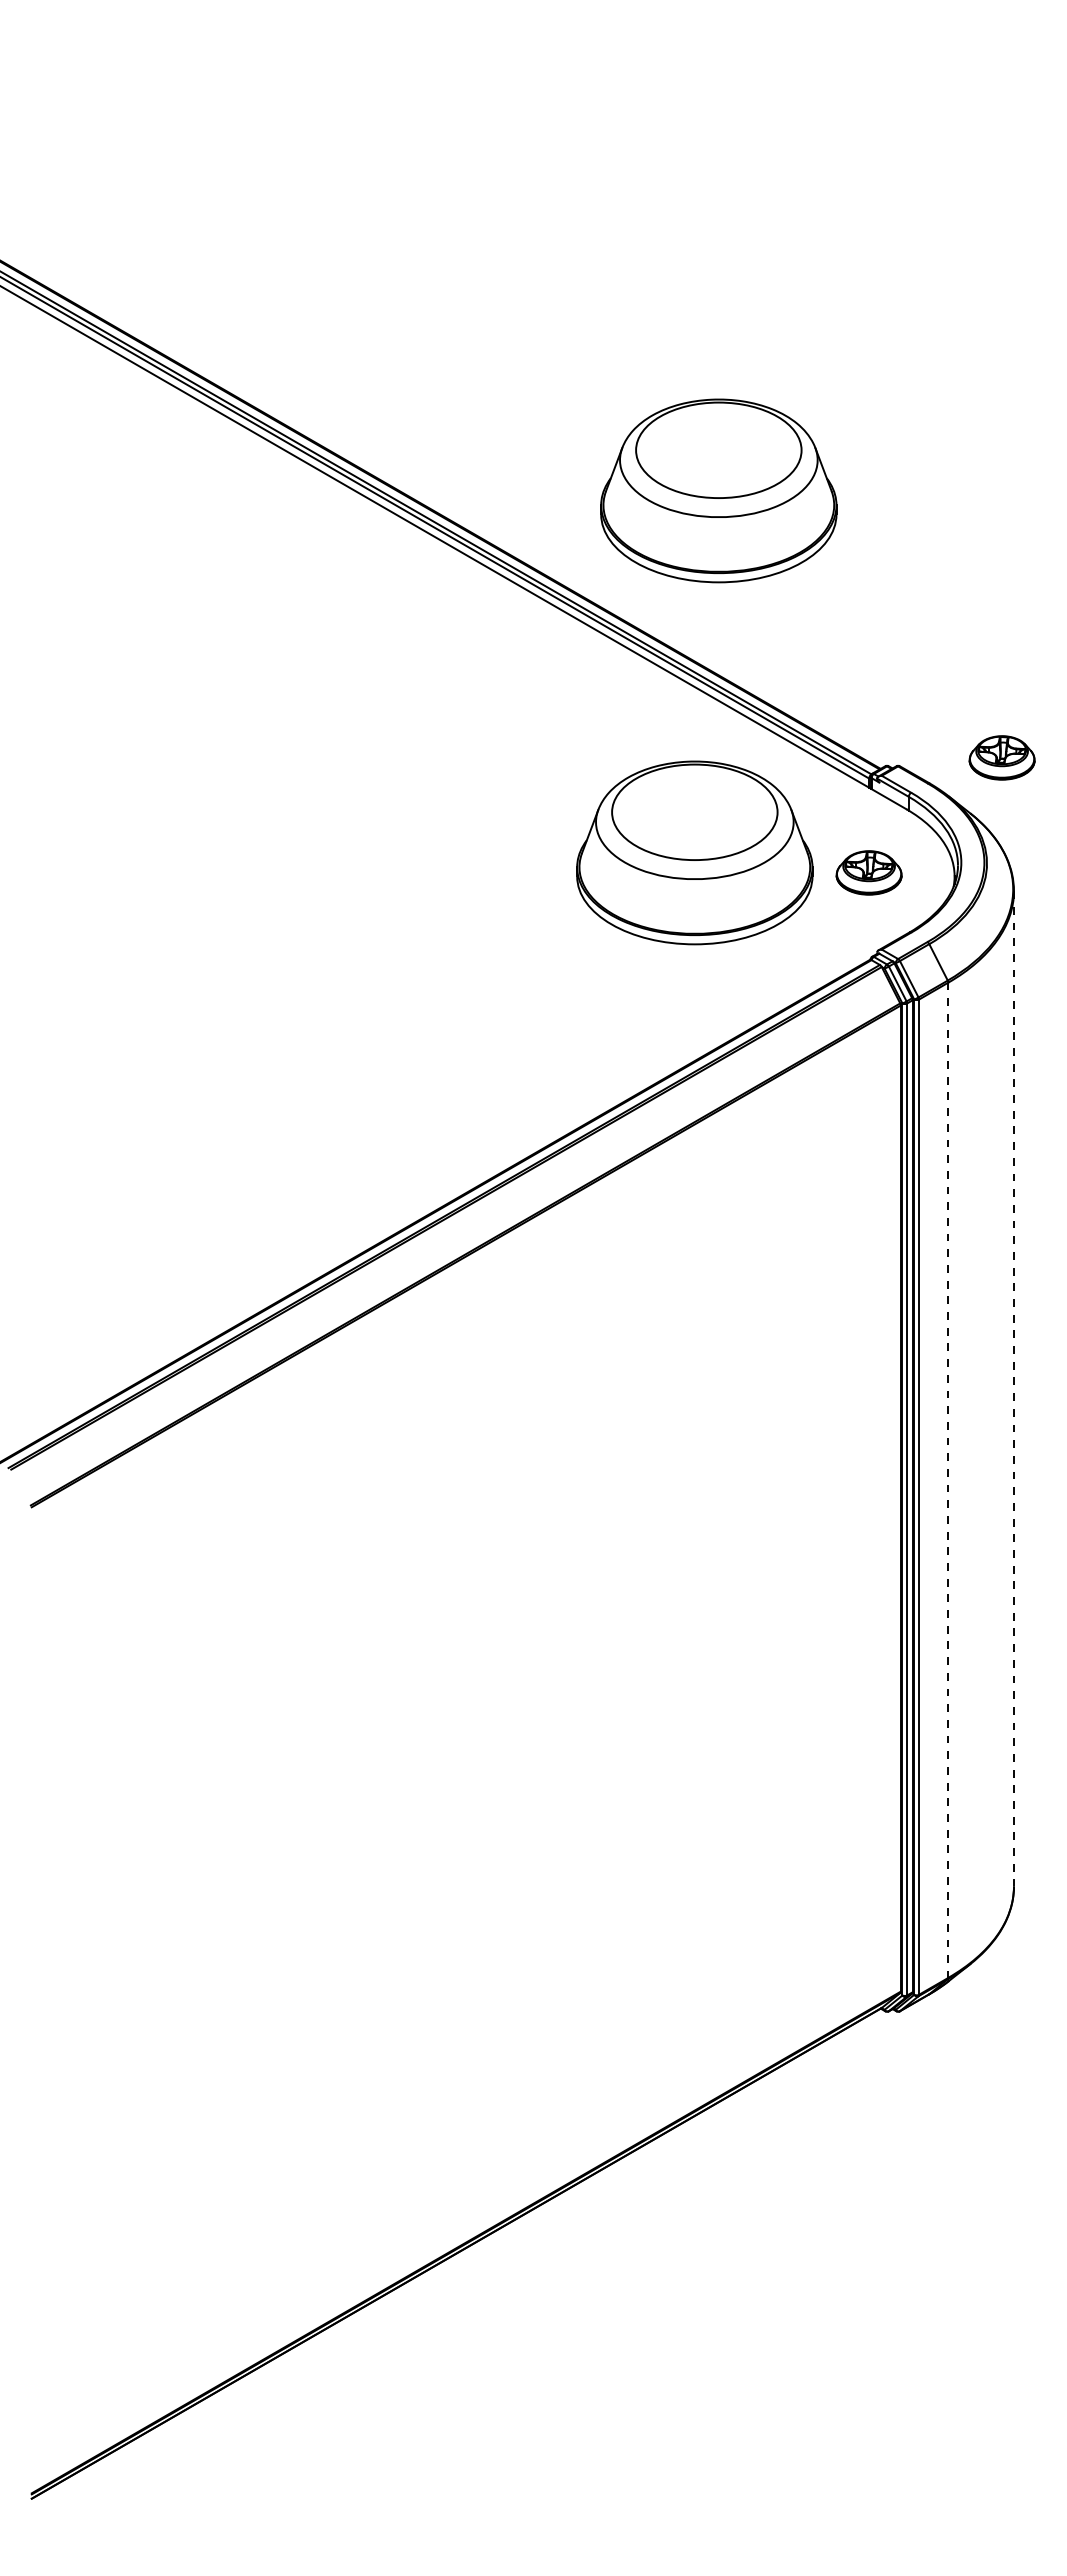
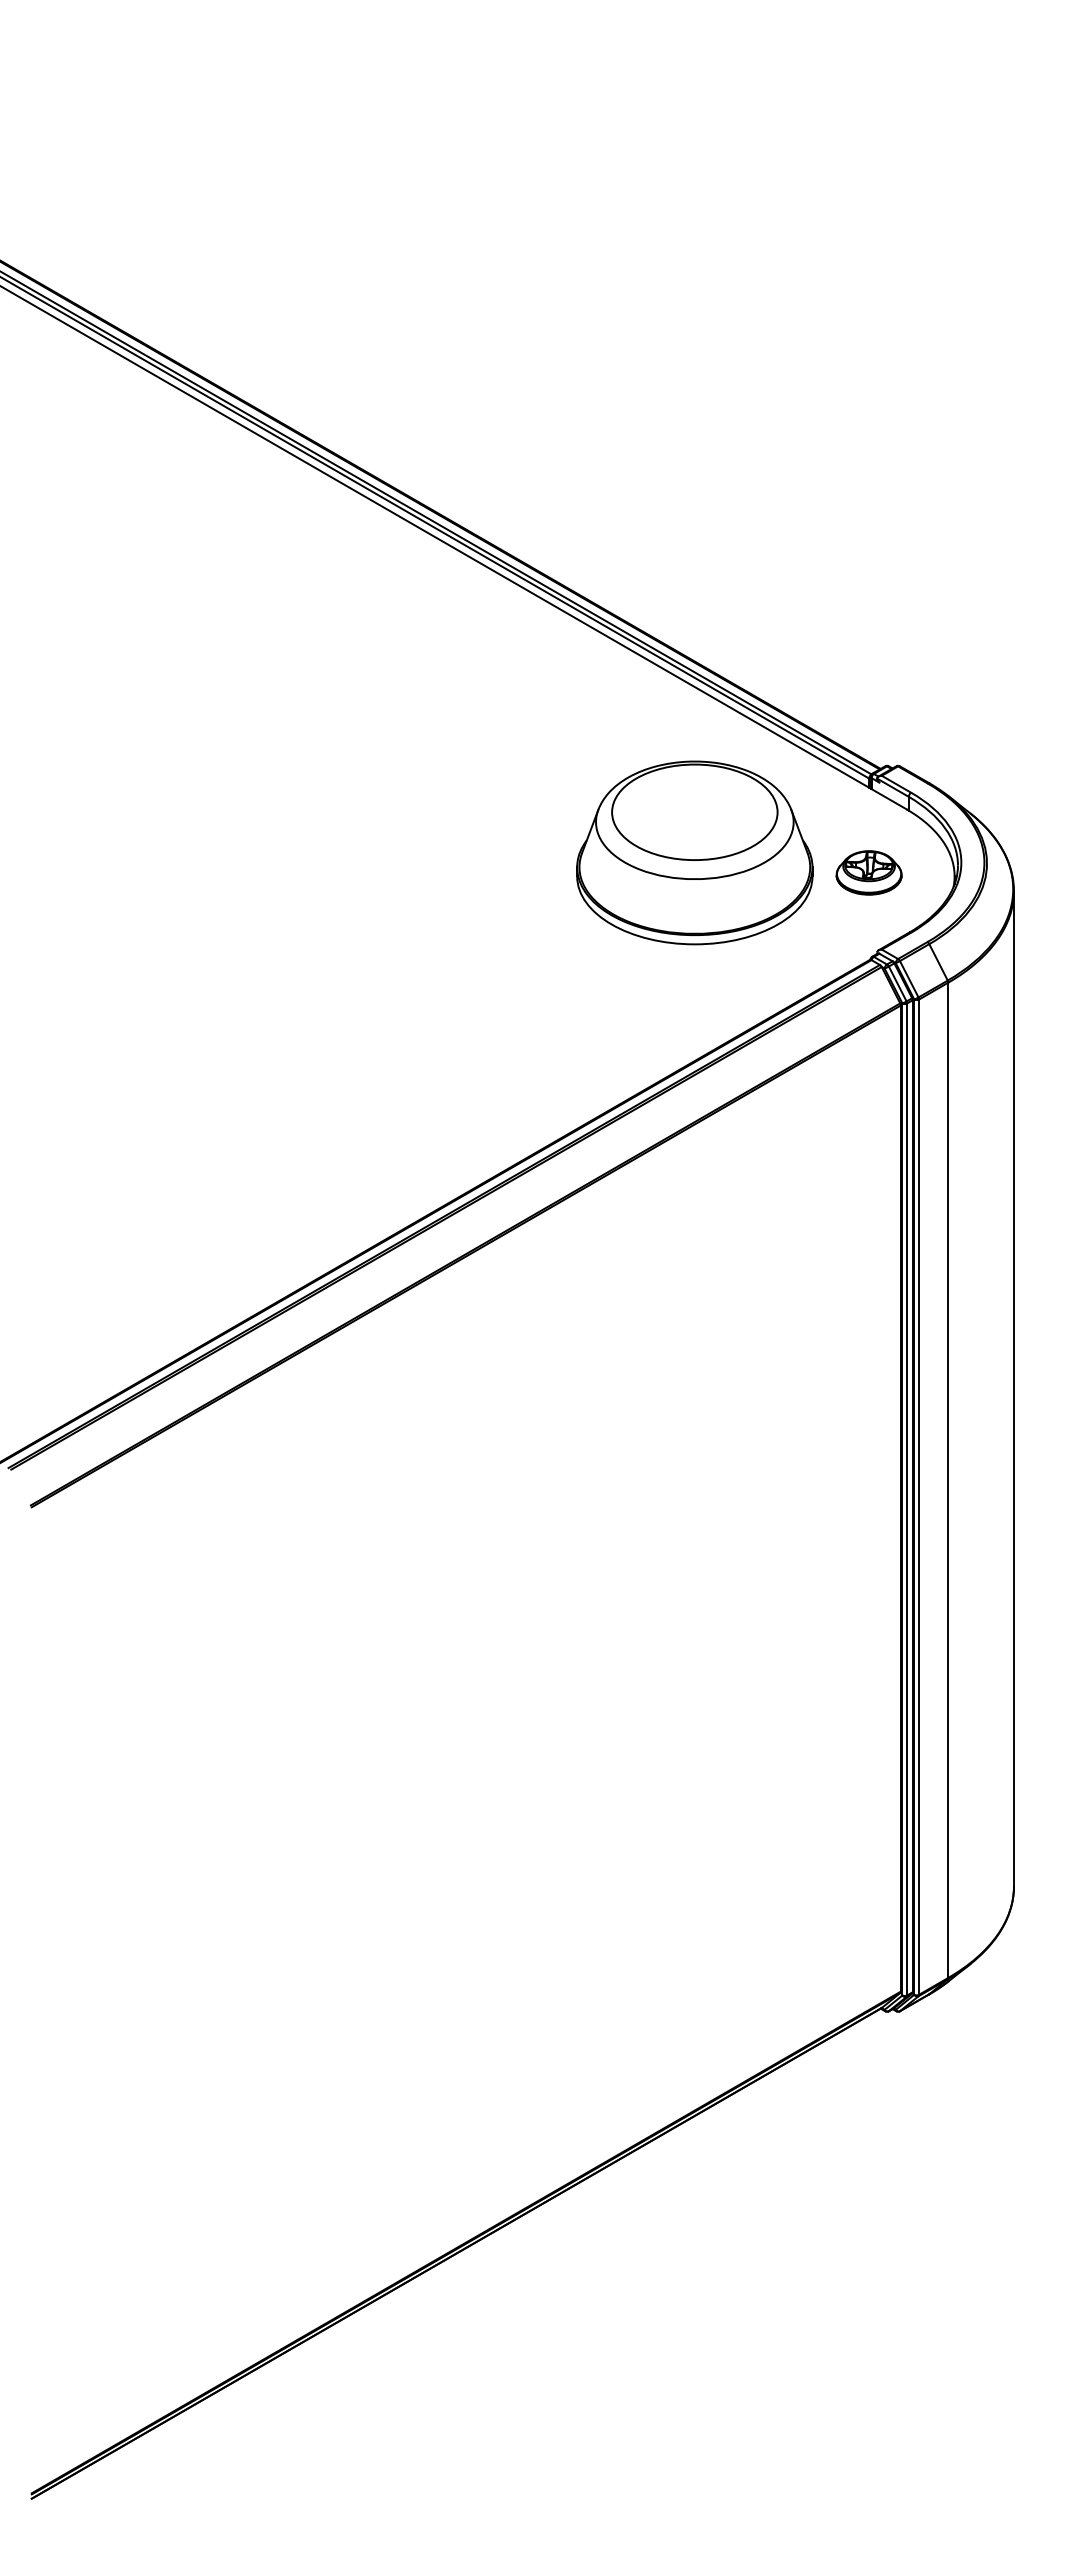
part: present -> none (718, 490)
part: present -> none (1001, 757)
line: dashed -> solid (1013, 1388)
line: dashed -> solid (948, 1480)
